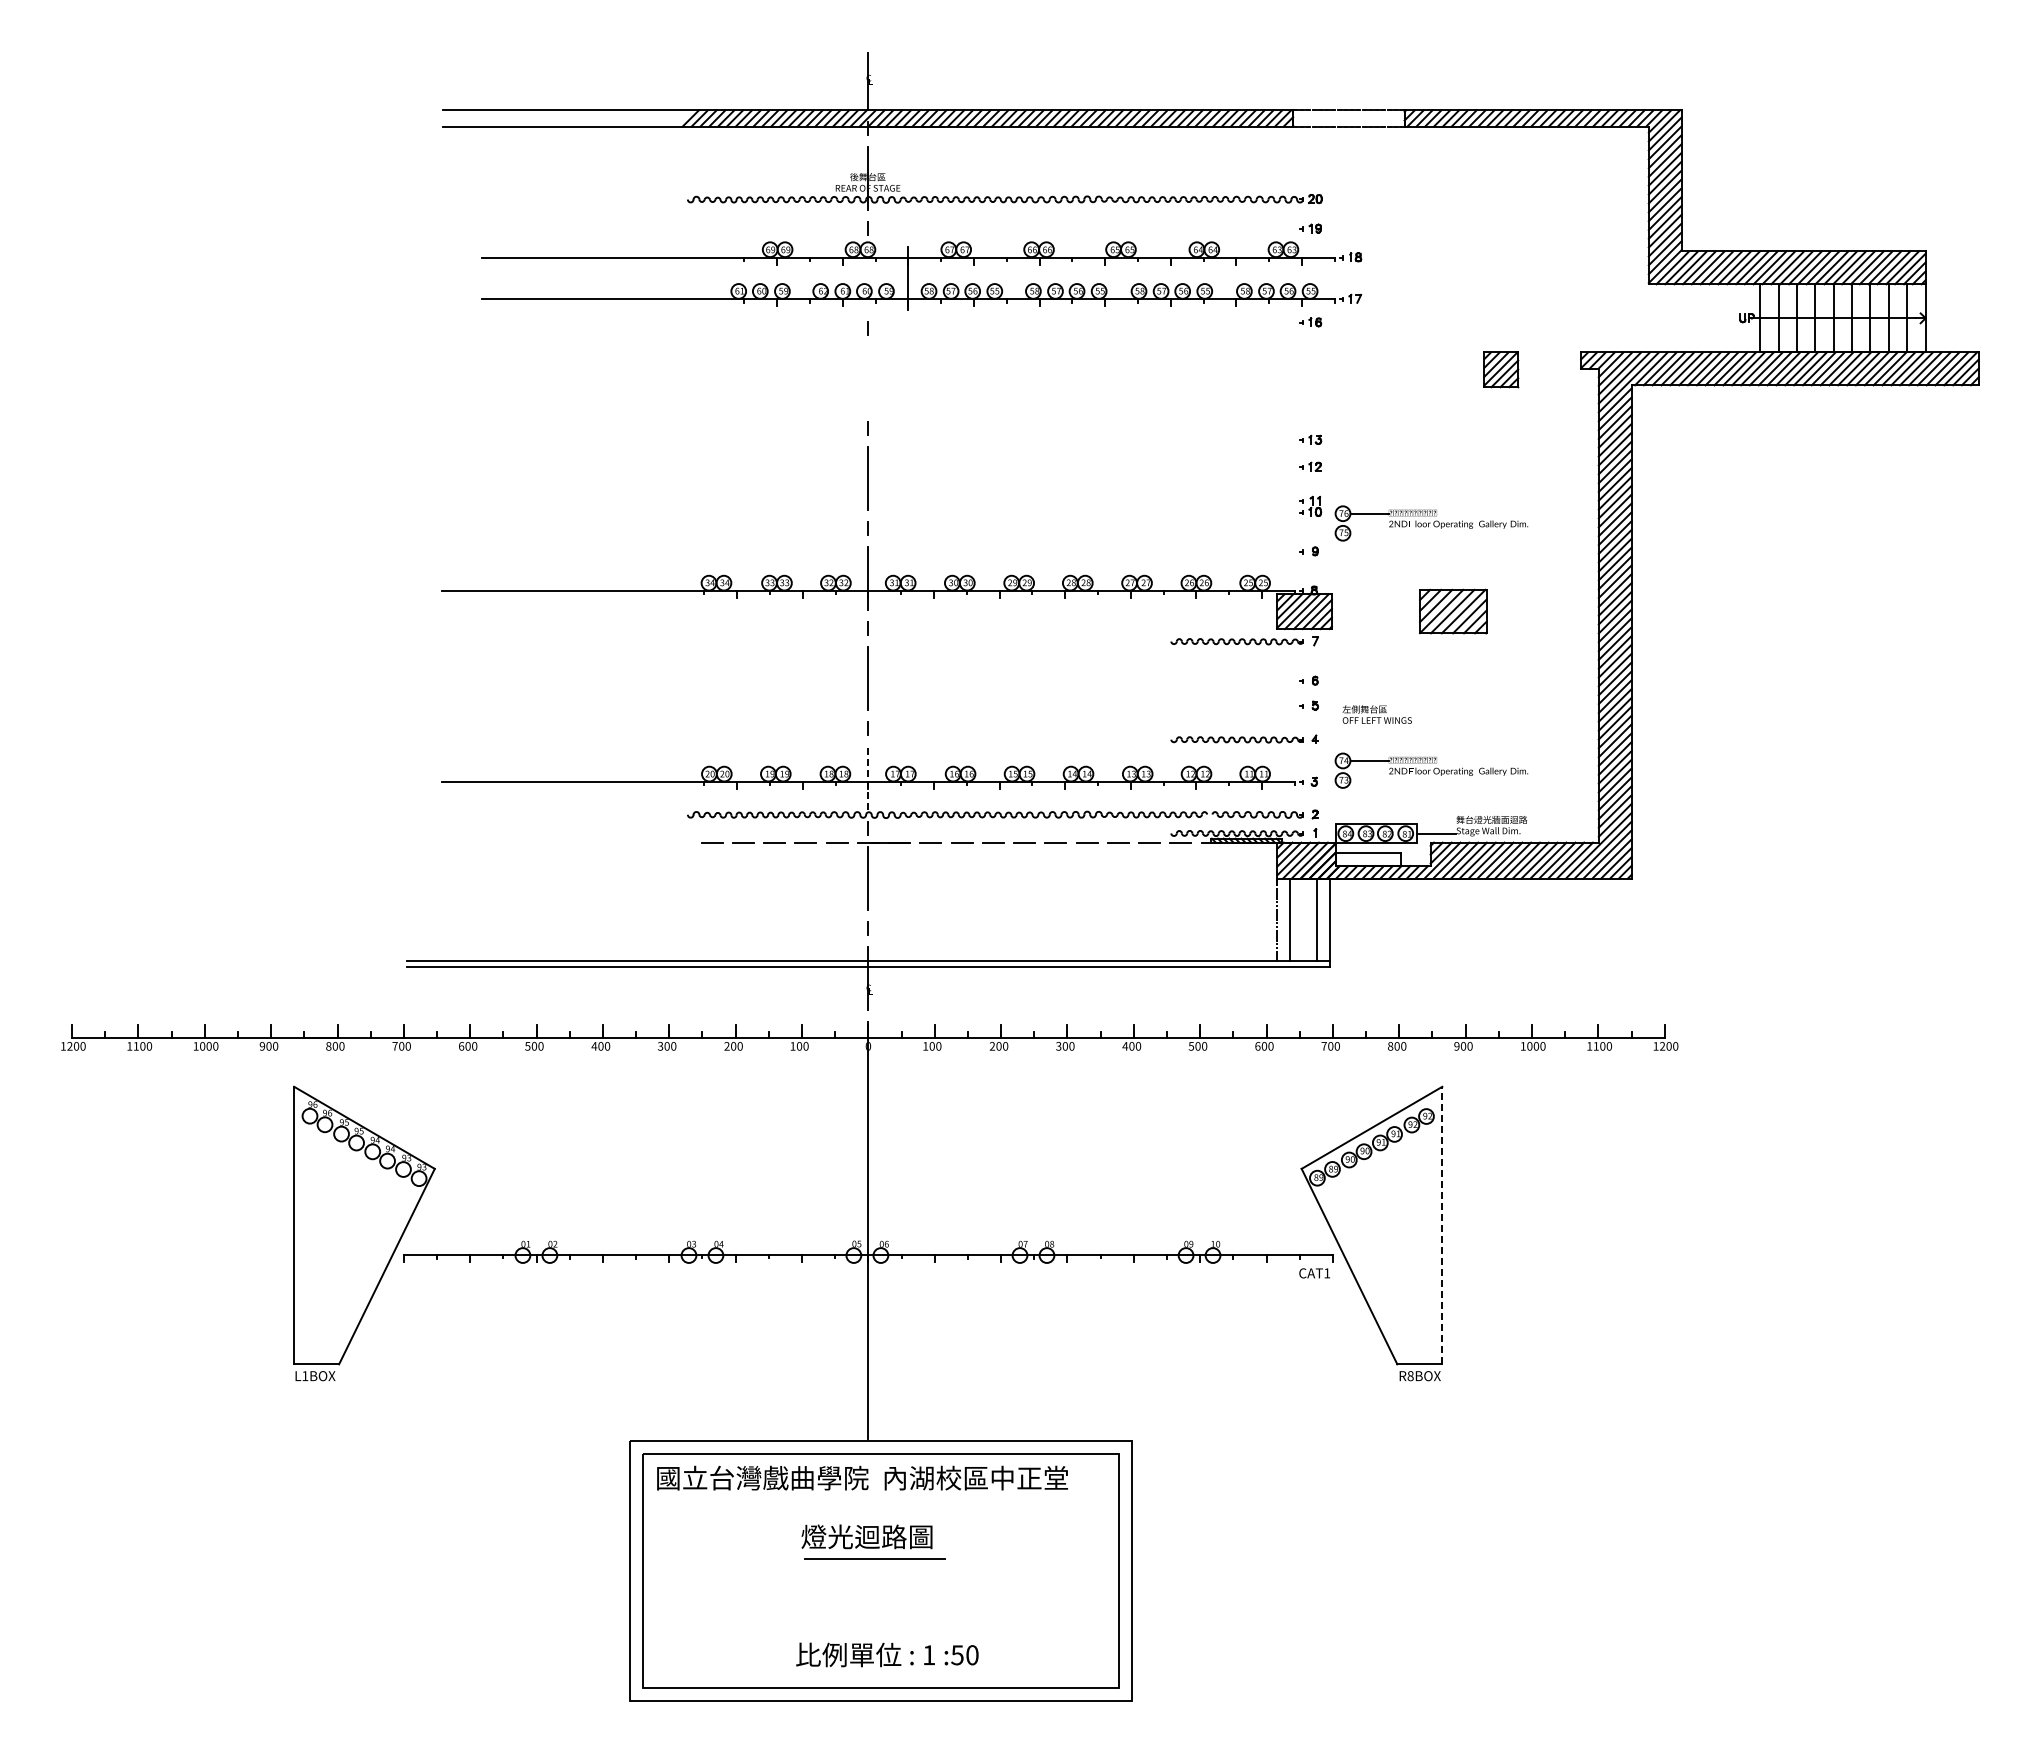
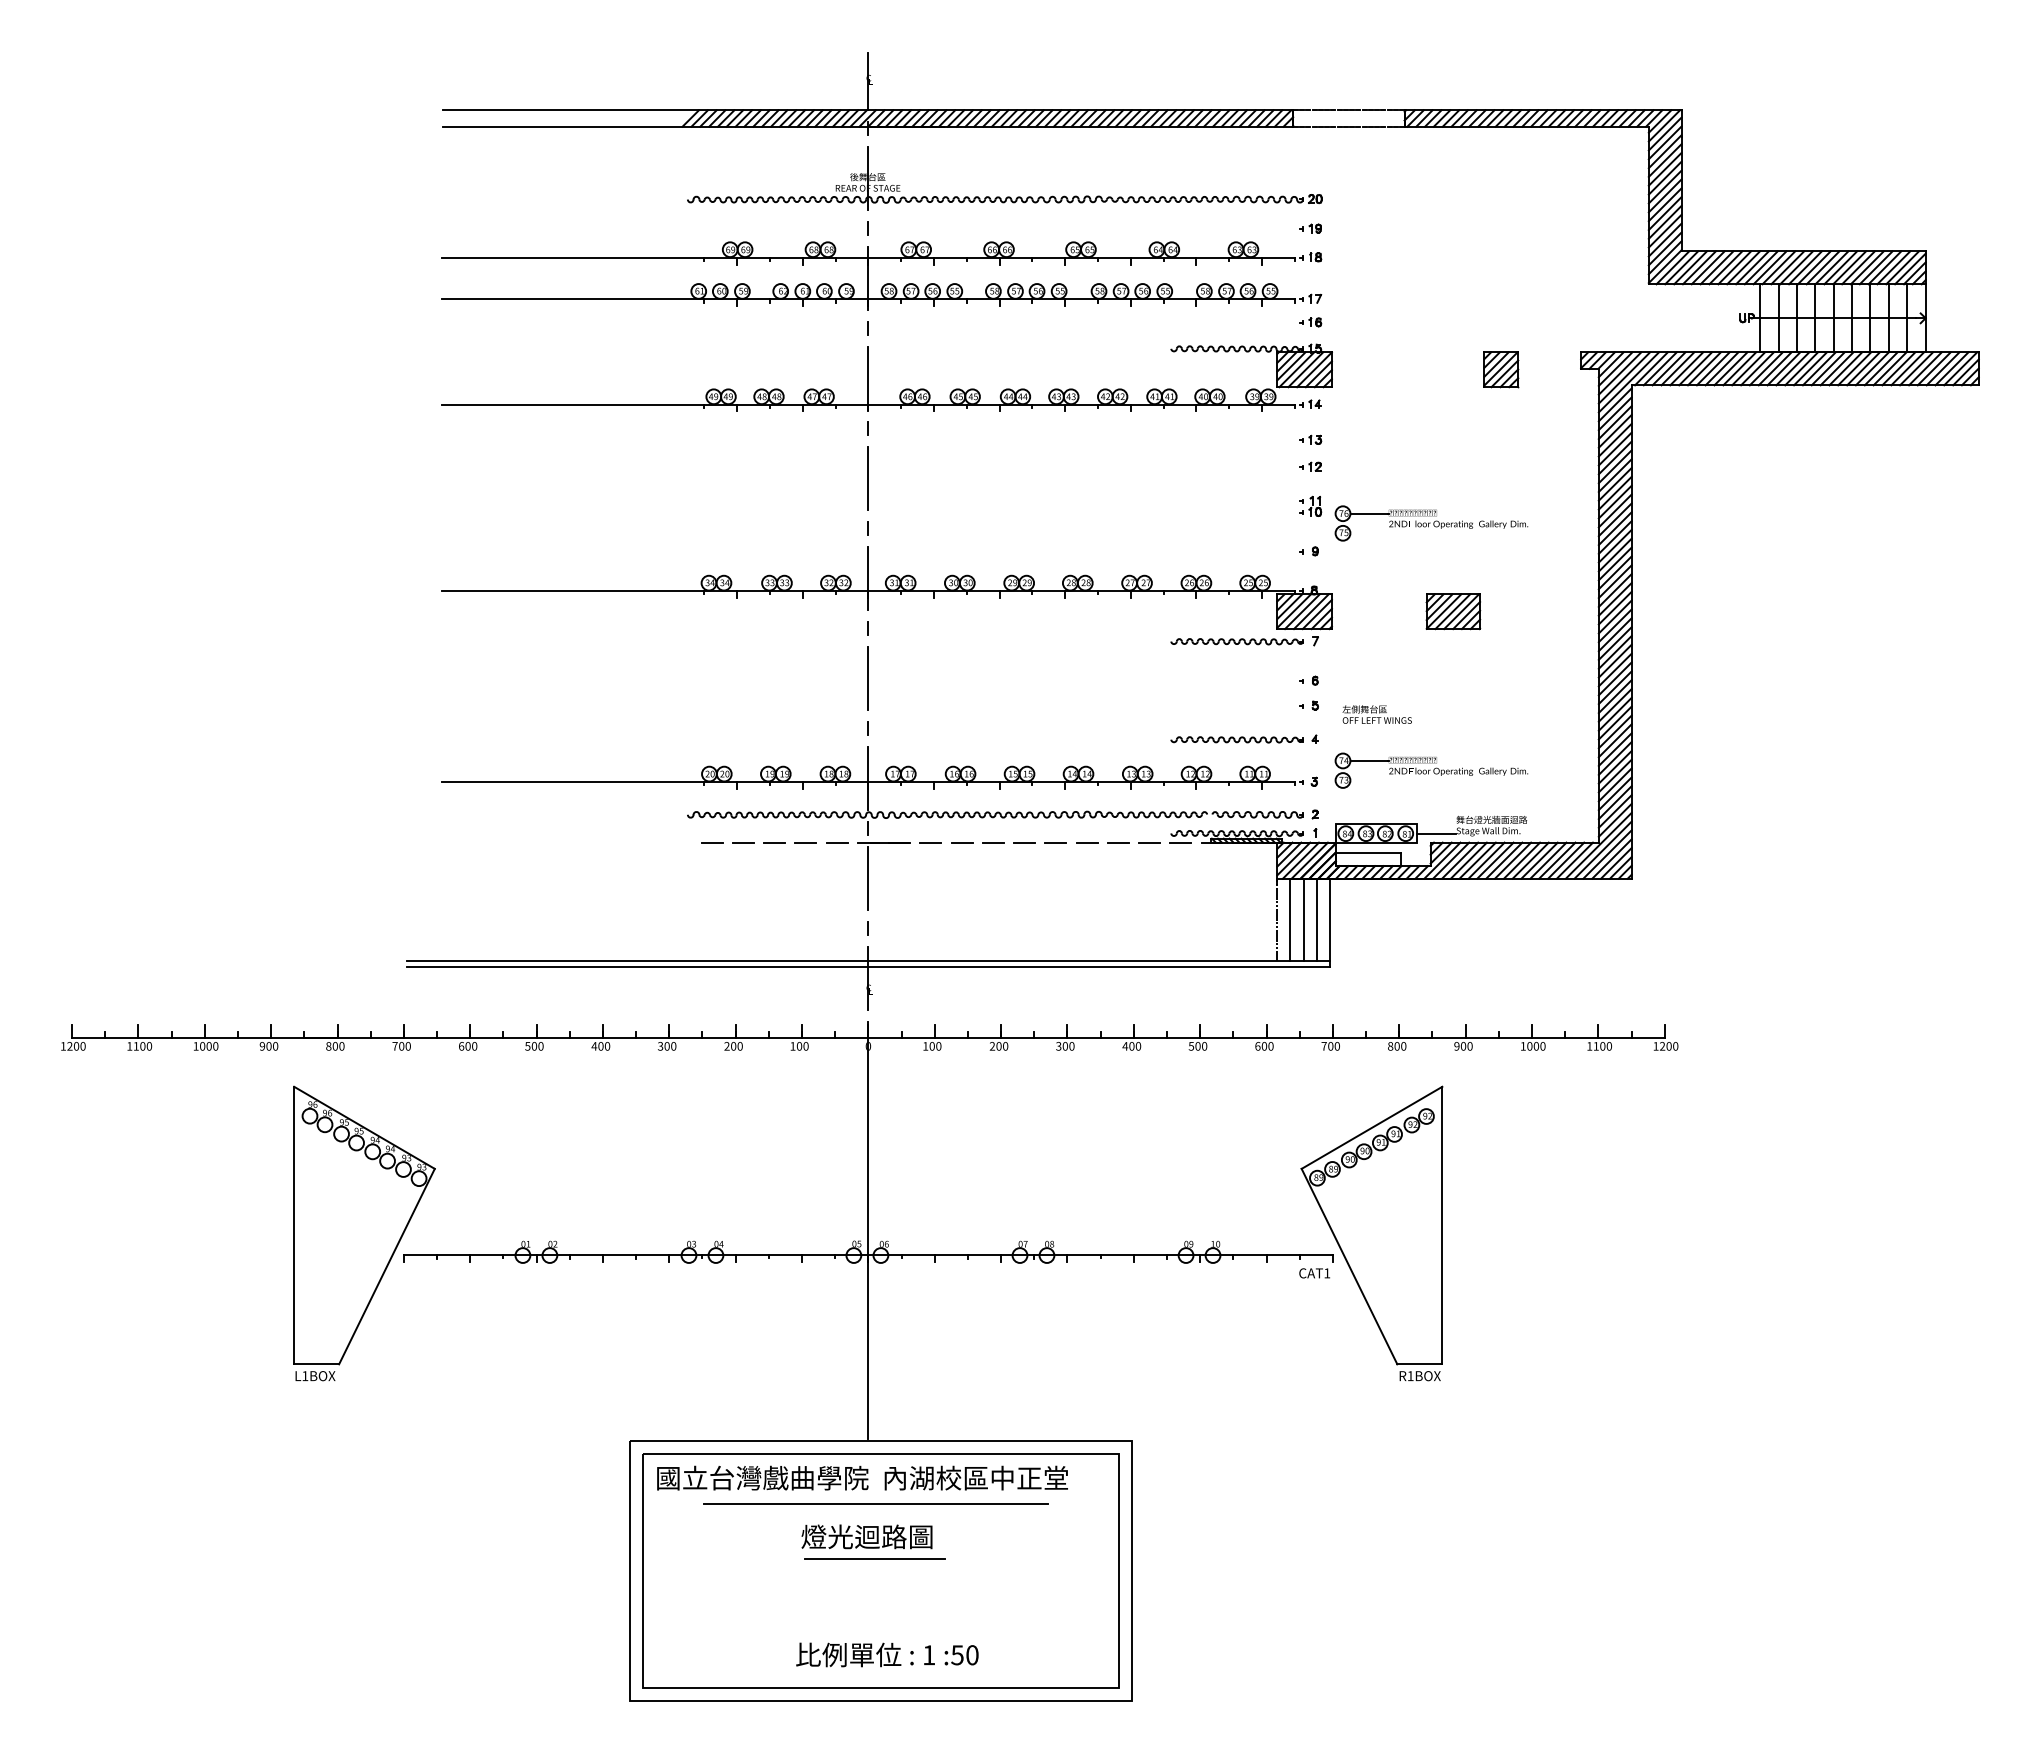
part position: (926, 283) -> (886, 283) (886, 283)
part: none -> present (868, 377)
part size: 69x47 px -> 57x38 px (1453, 611)
line: dashed -> solid (868, 778)
line: none -> present (1303, 919)
line: dashed -> solid (1442, 1225)
text: R8BOX -> R1BOX (1410, 1376)
line: none -> present (875, 1503)
